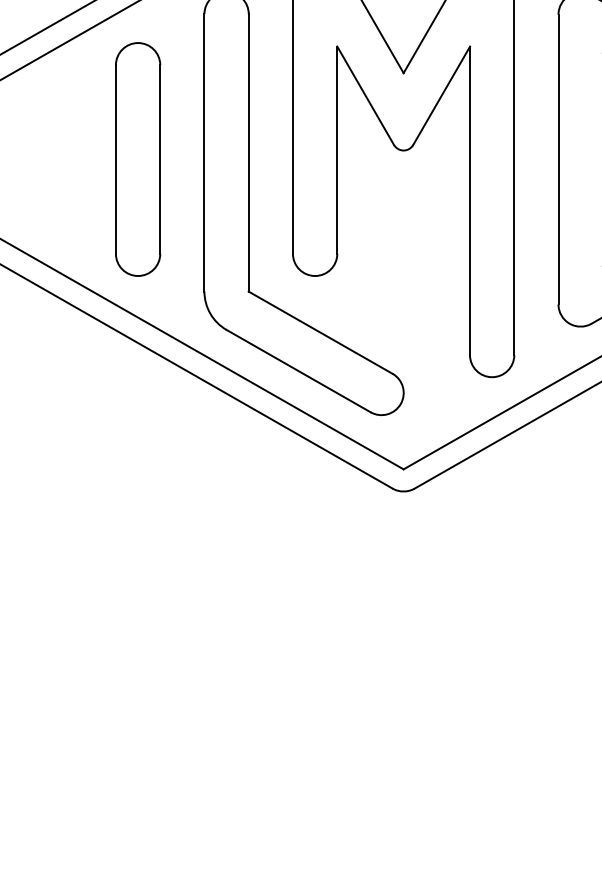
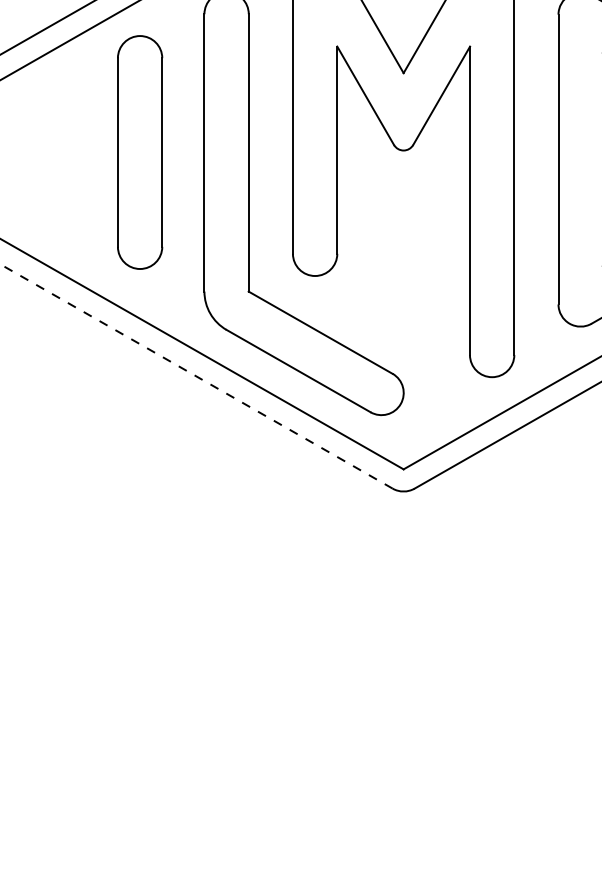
part position: (138, 159) -> (140, 152) (140, 152)
line: solid -> dashed (196, 376)
